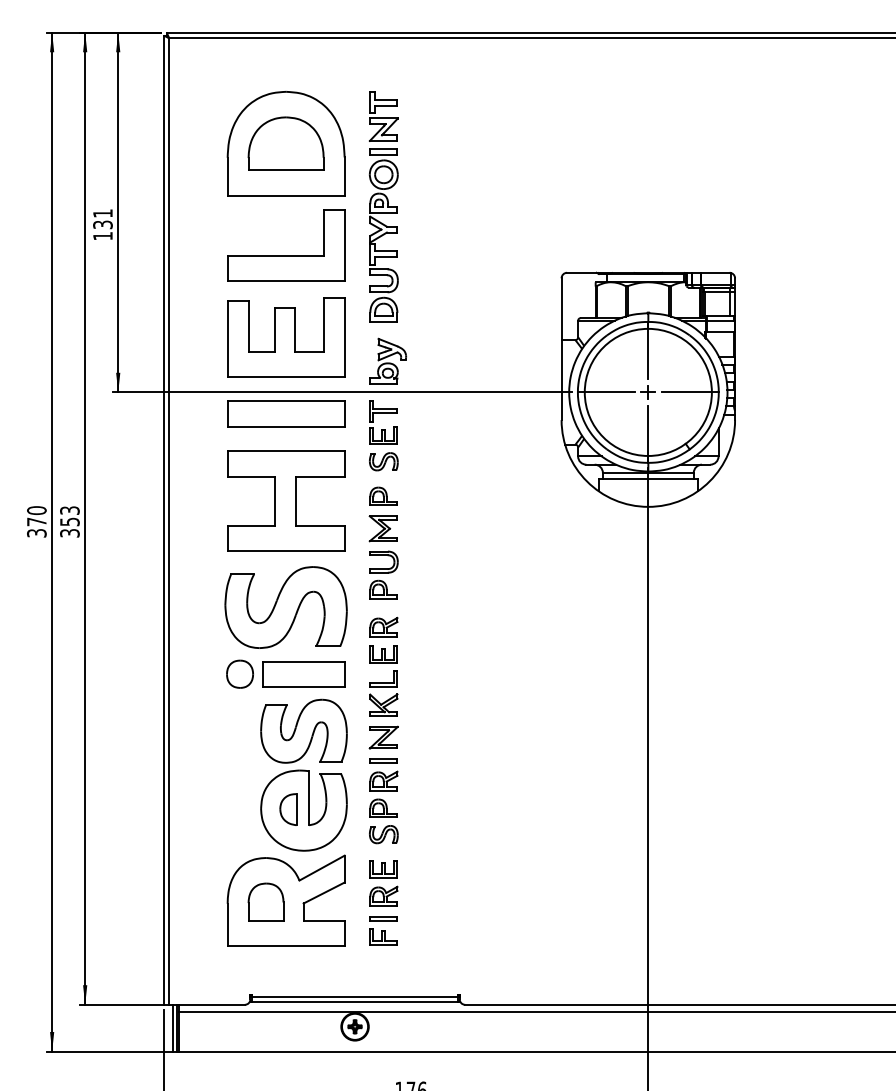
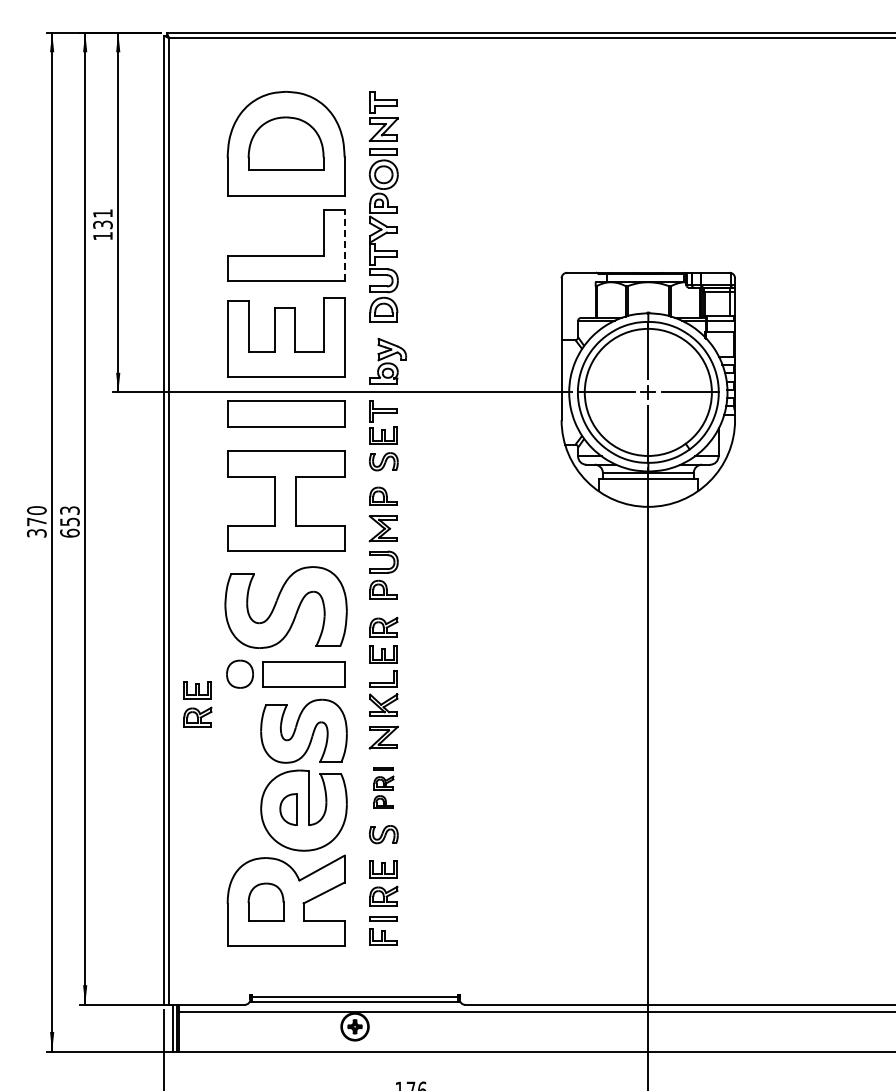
line: solid -> dashed (344, 245)
text: 353 -> 653 (69, 532)
part: none -> present (197, 704)
part size: 30x60 px -> 22x42 px (383, 787)
